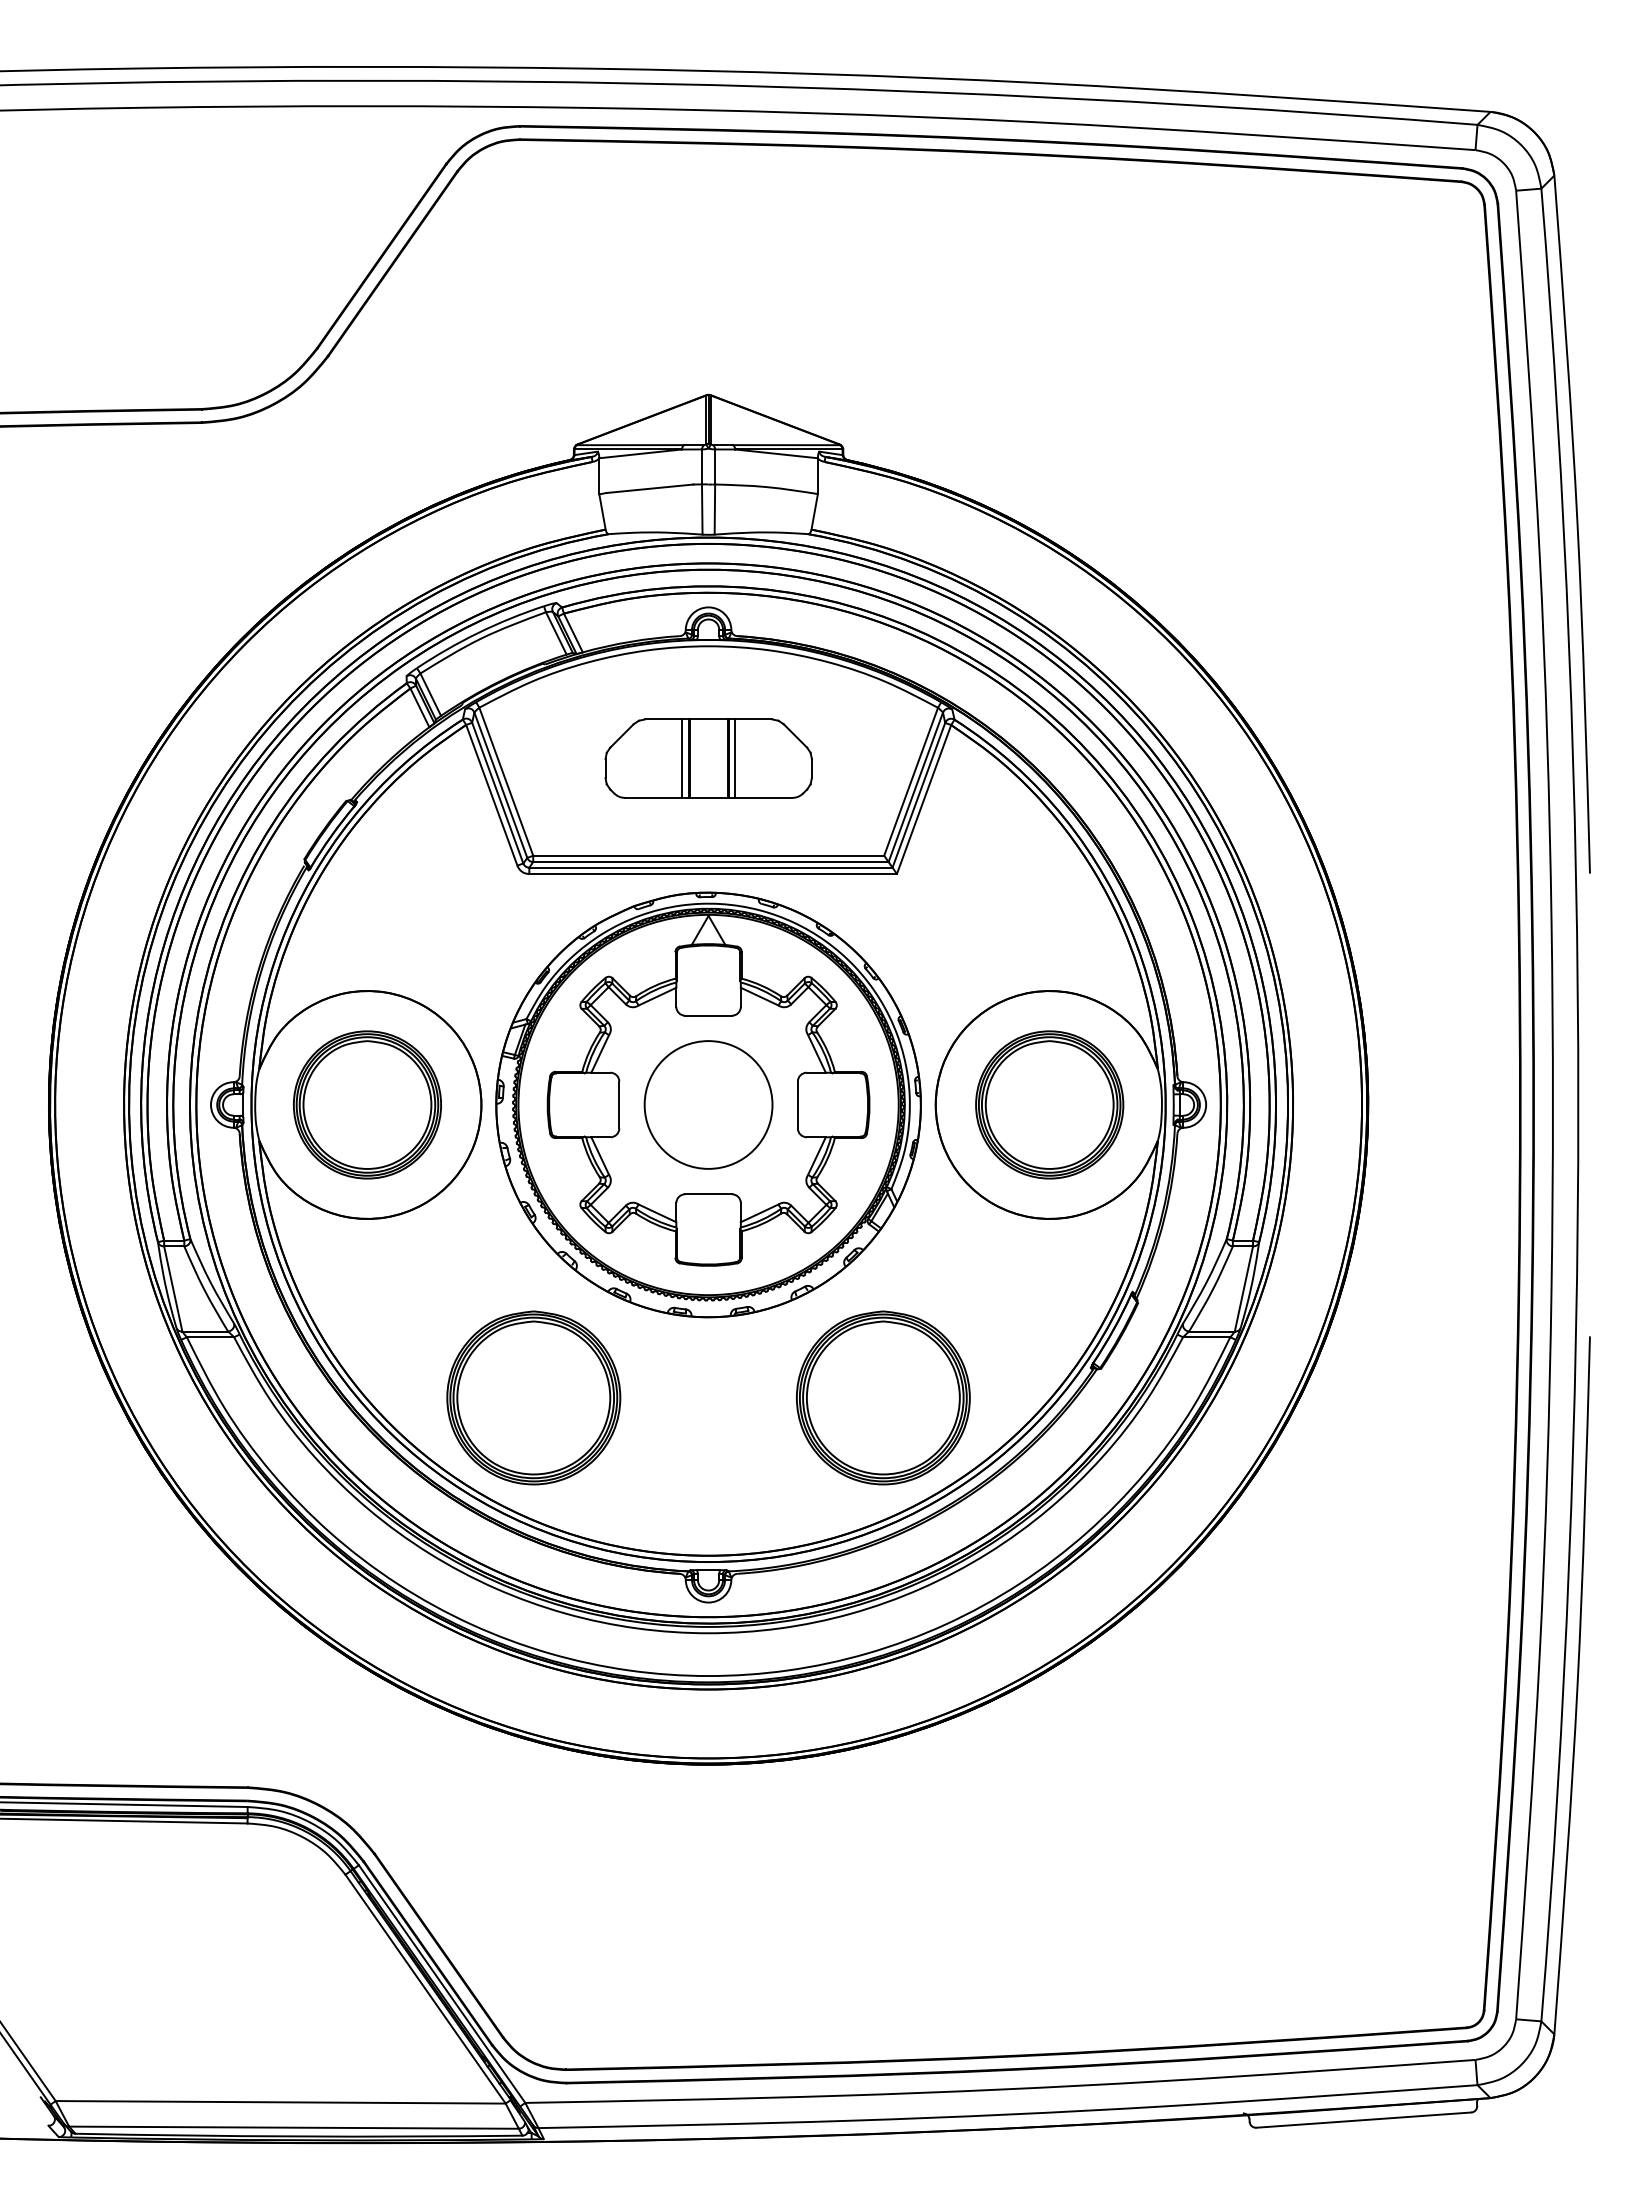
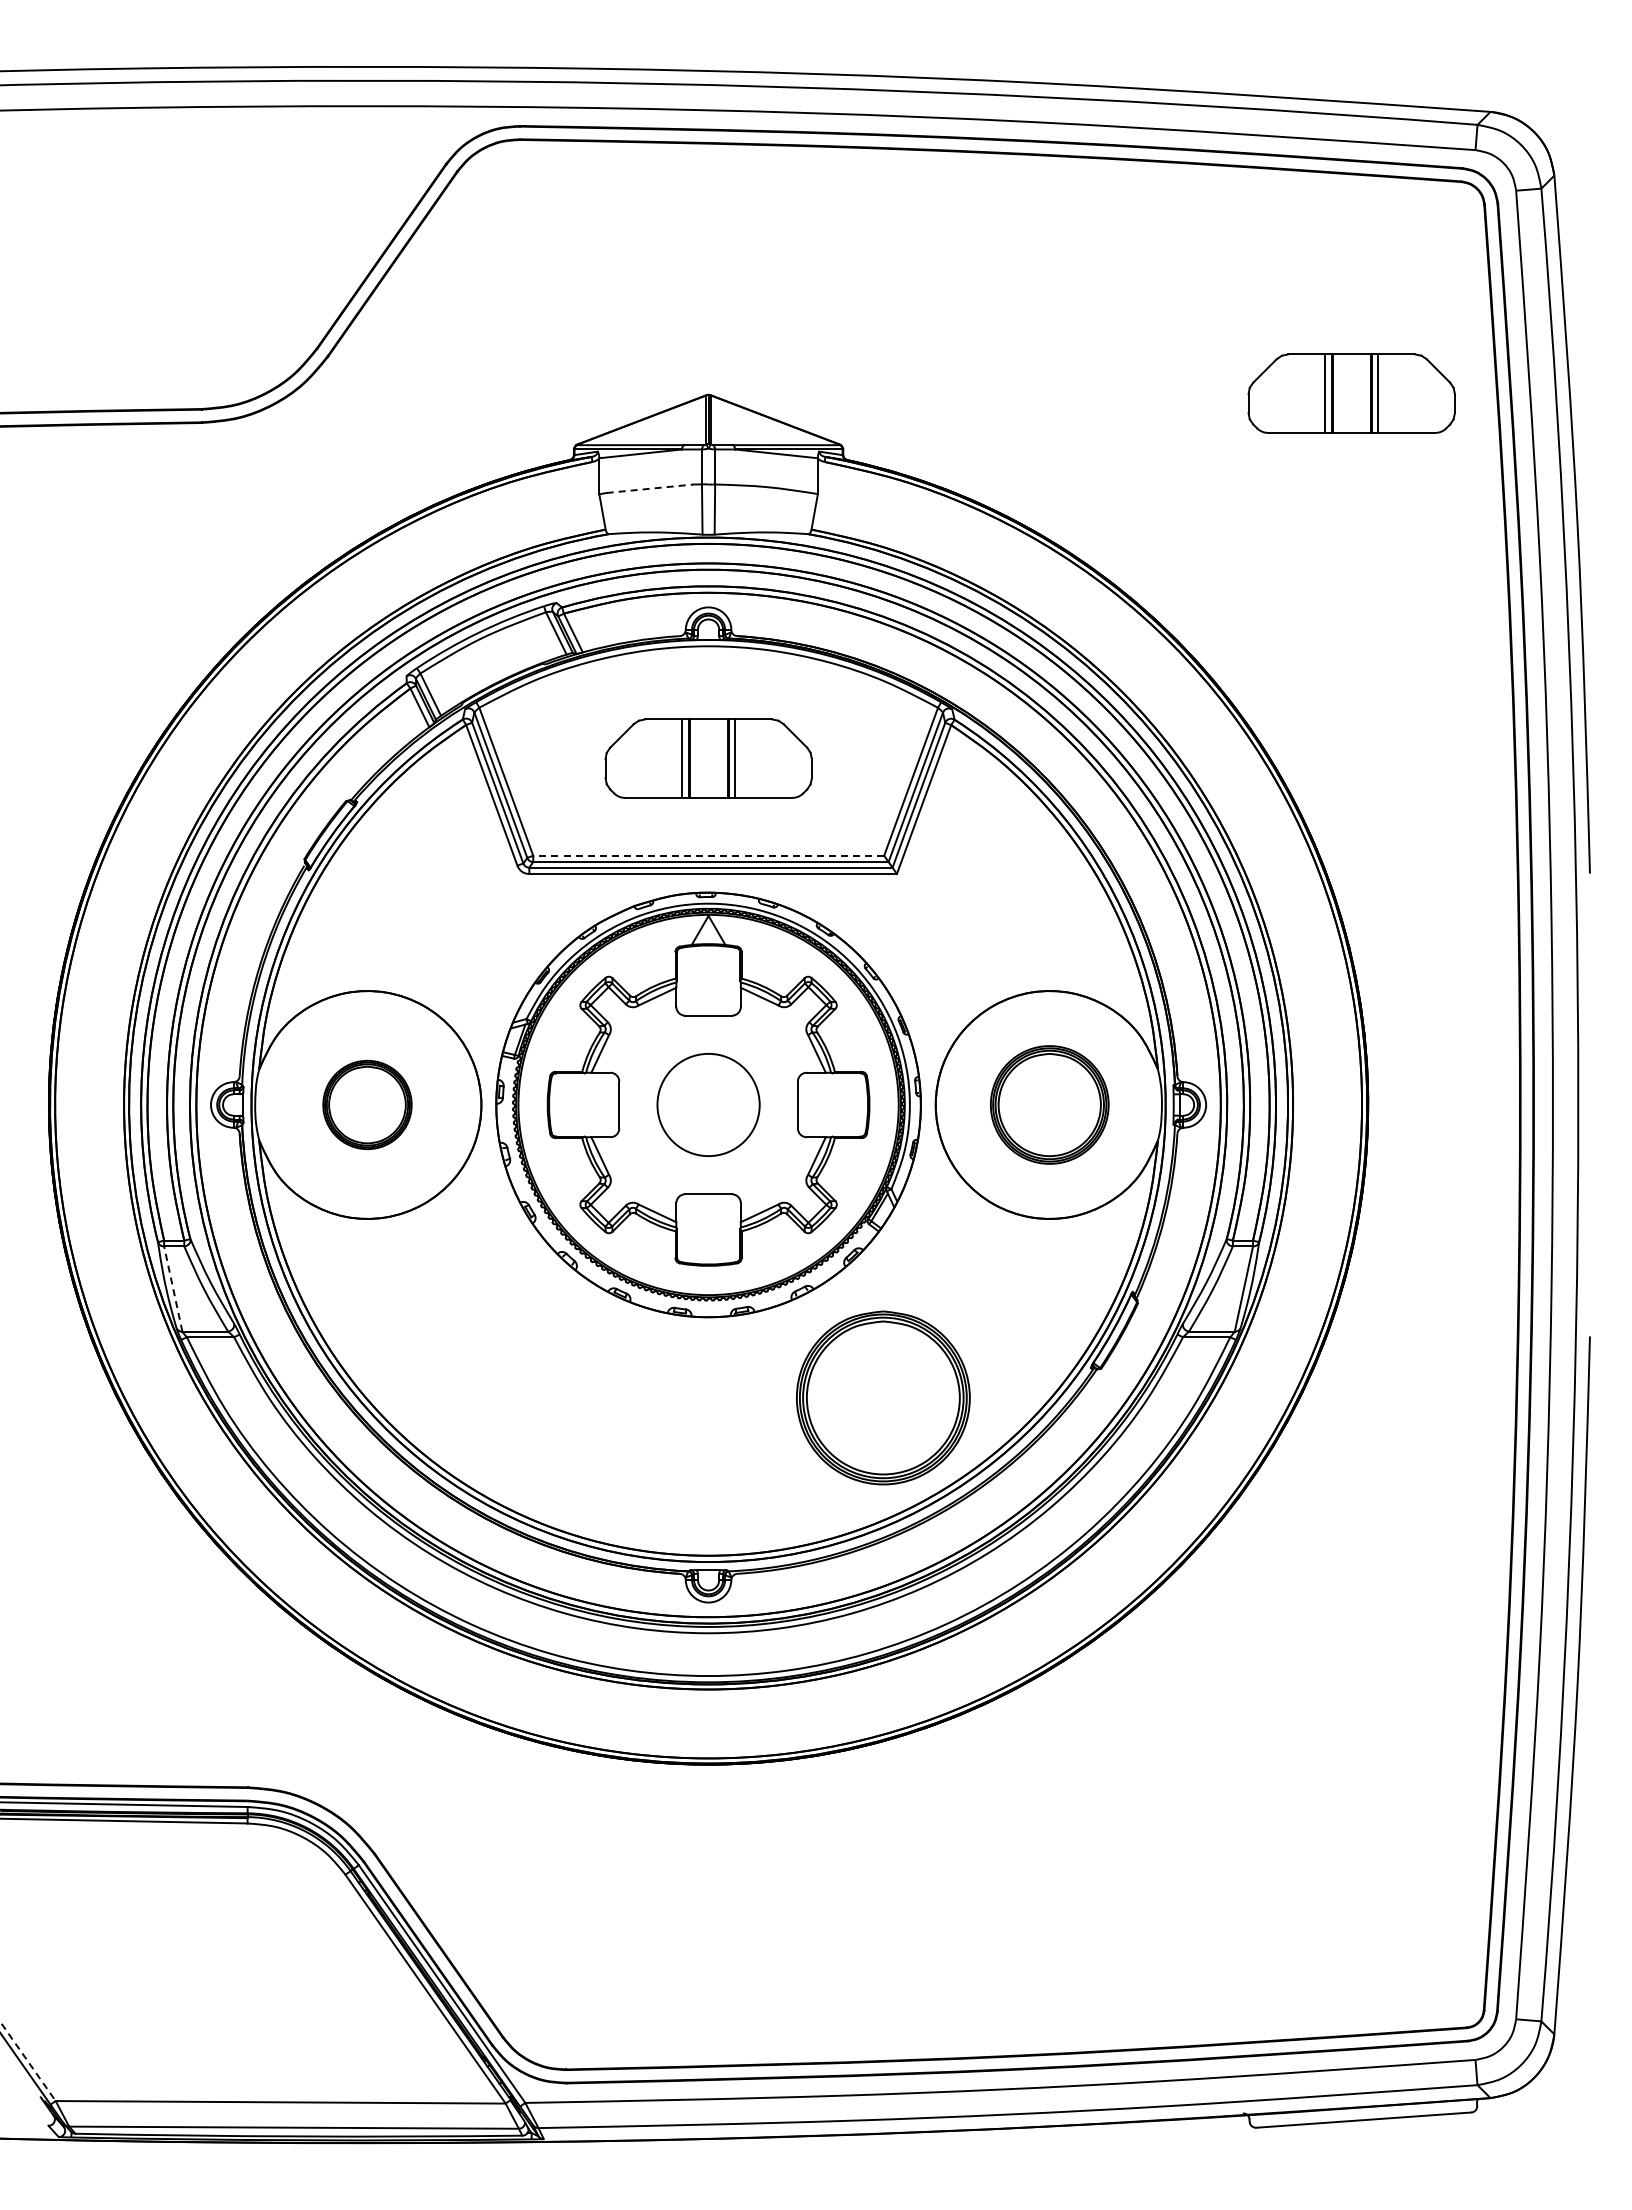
part: none -> present (1351, 393)
line: solid -> dashed (650, 488)
line: solid -> dashed (708, 855)
part size: 149x150 px -> 91x92 px (367, 1104)
circle diameter: 128 px -> 102 px (708, 1104)
part size: 150x150 px -> 120x120 px (1049, 1104)
line: solid -> dashed (173, 1288)
part: present -> none (533, 1397)
line: solid -> dashed (28, 2061)
